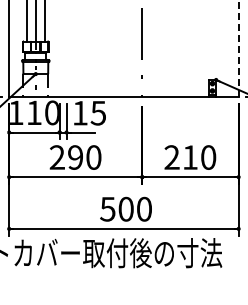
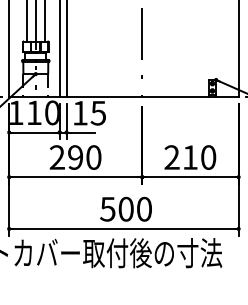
line: dashed -> solid (238, 48)
line: none -> present (59, 49)
line: none -> present (66, 49)
